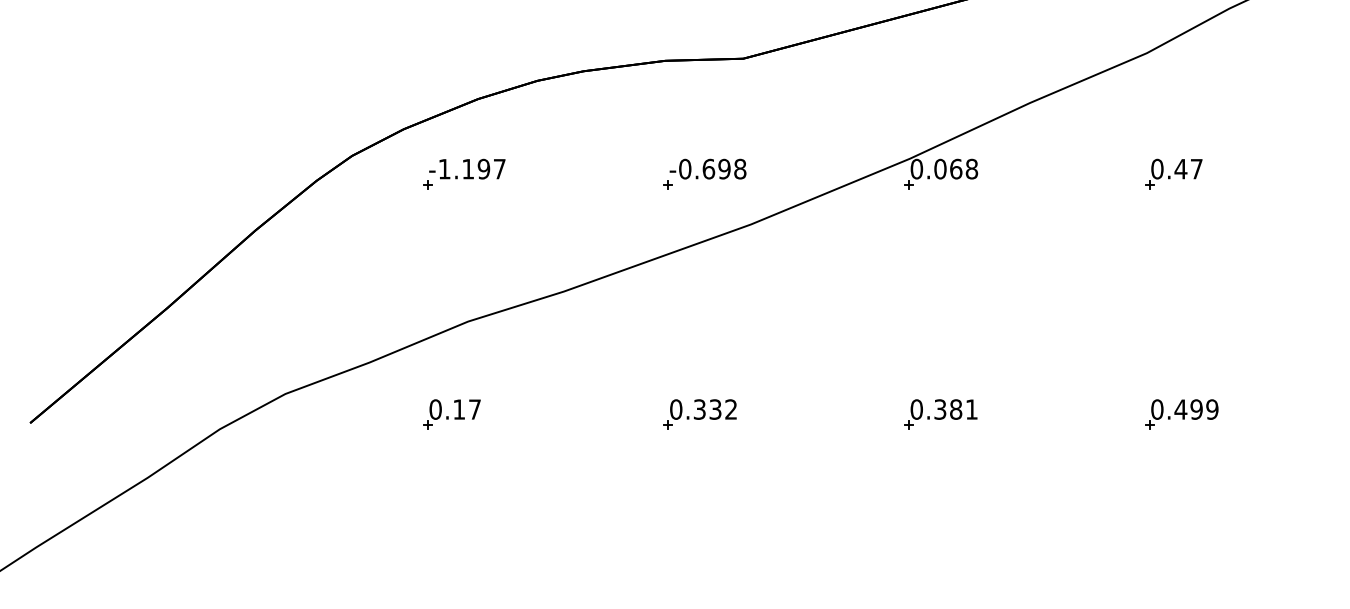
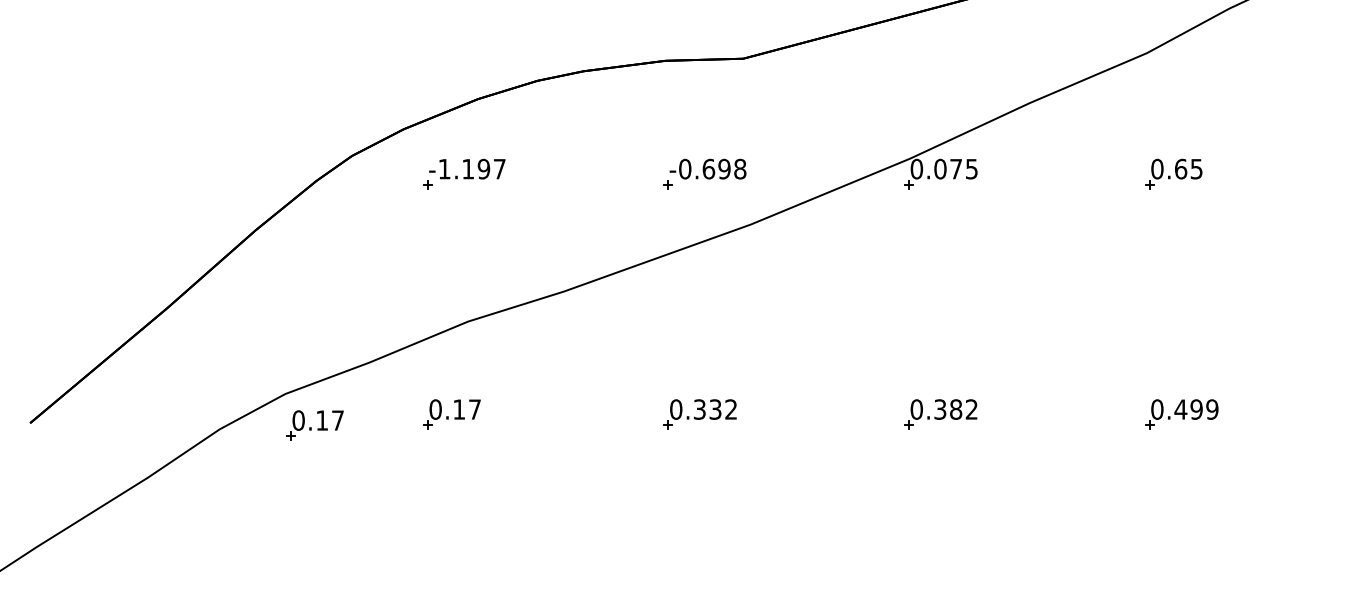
text: 0.068 -> 0.075 (964, 168)
text: 0.47 -> 0.65 (1188, 168)
text: 0.381 -> 0.382 (971, 409)
part: none -> present (314, 425)
